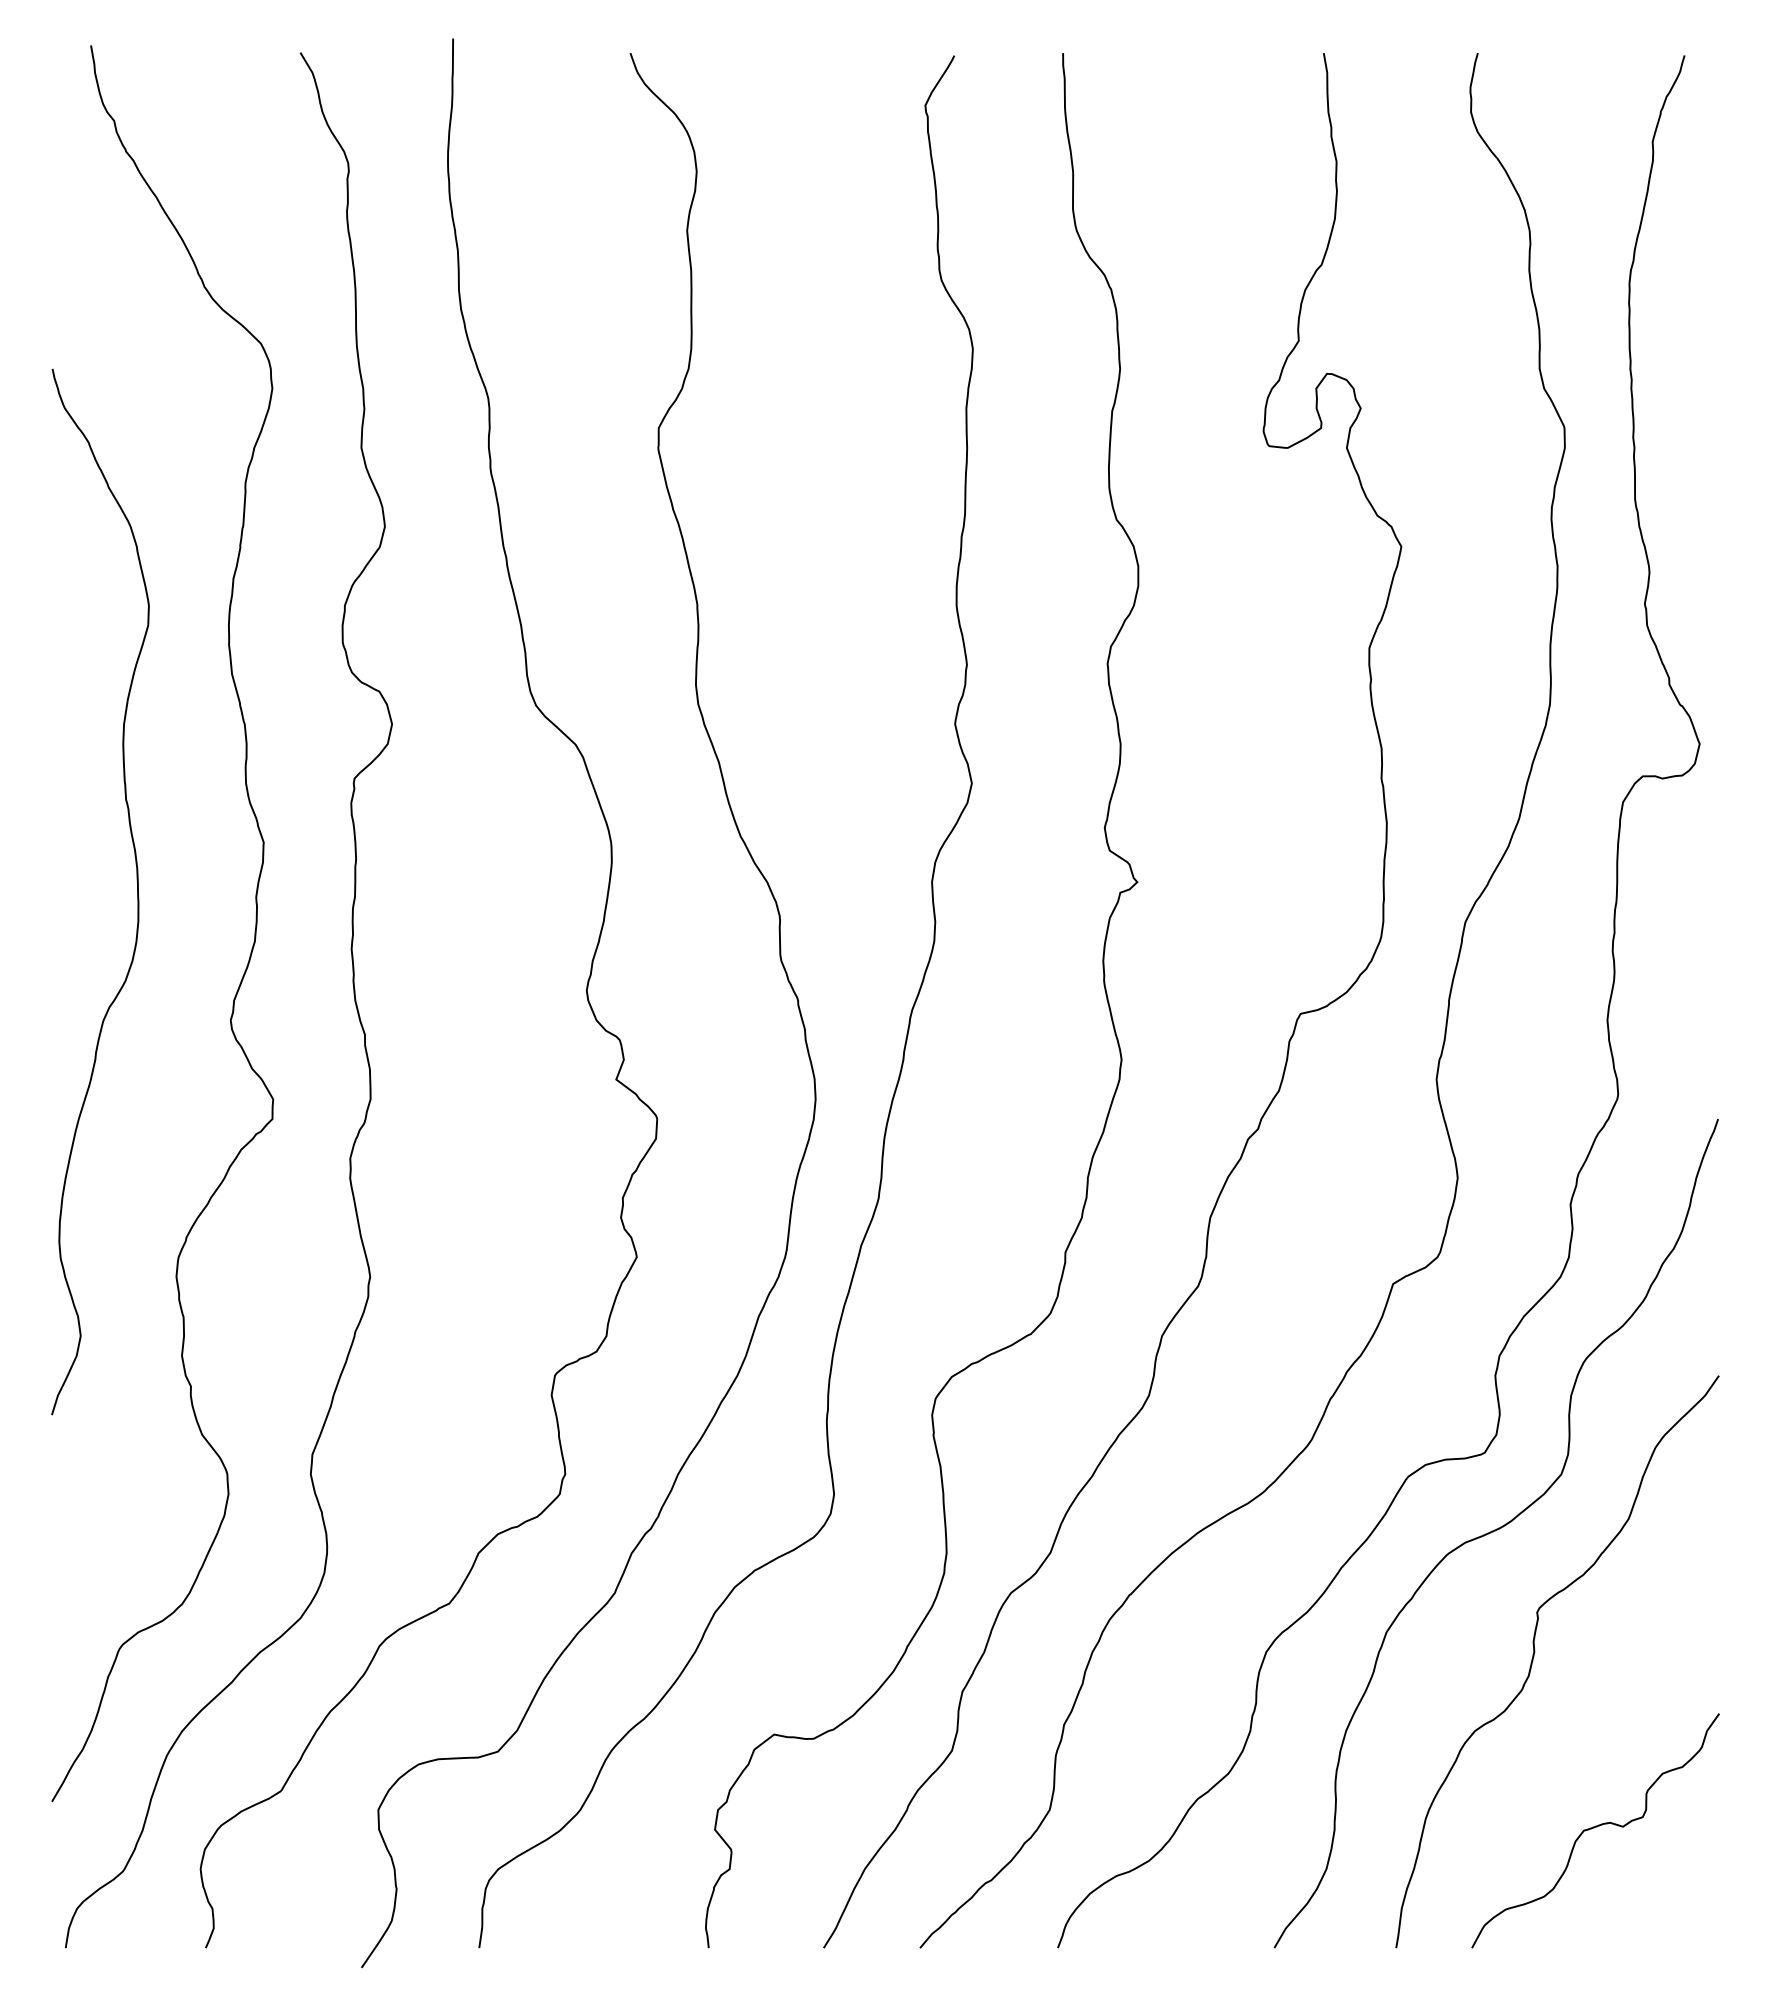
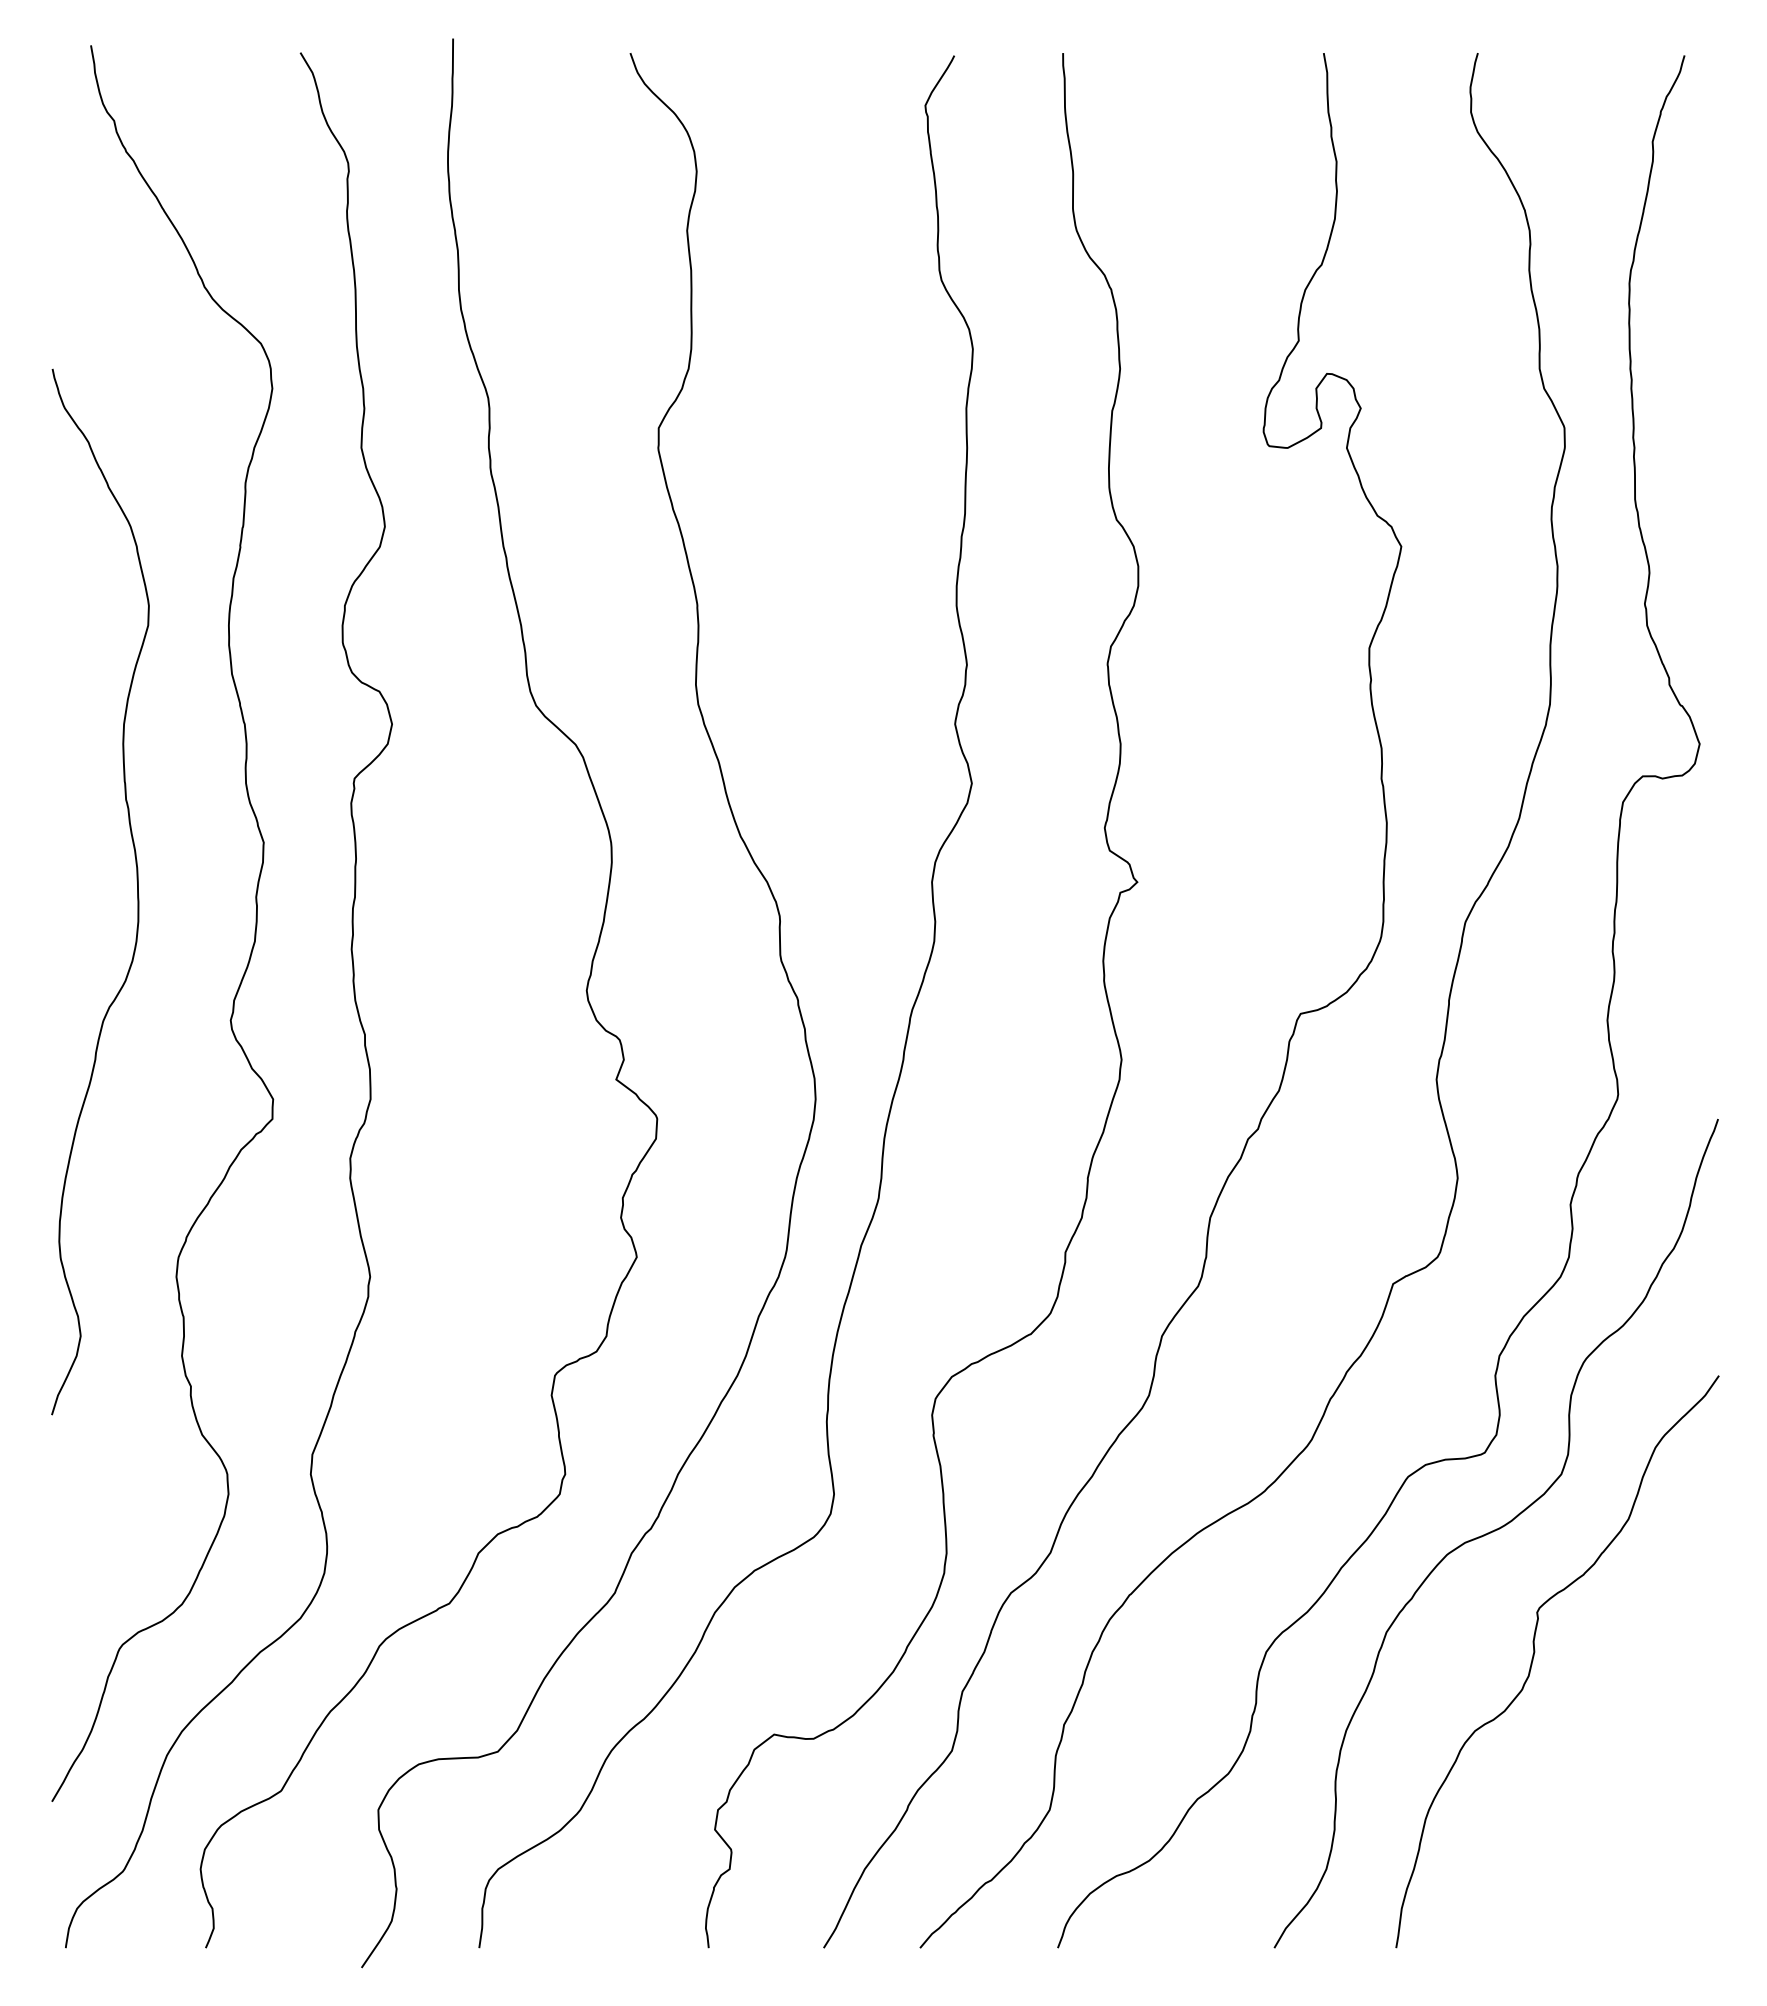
curve: present -> none (1594, 1828)
